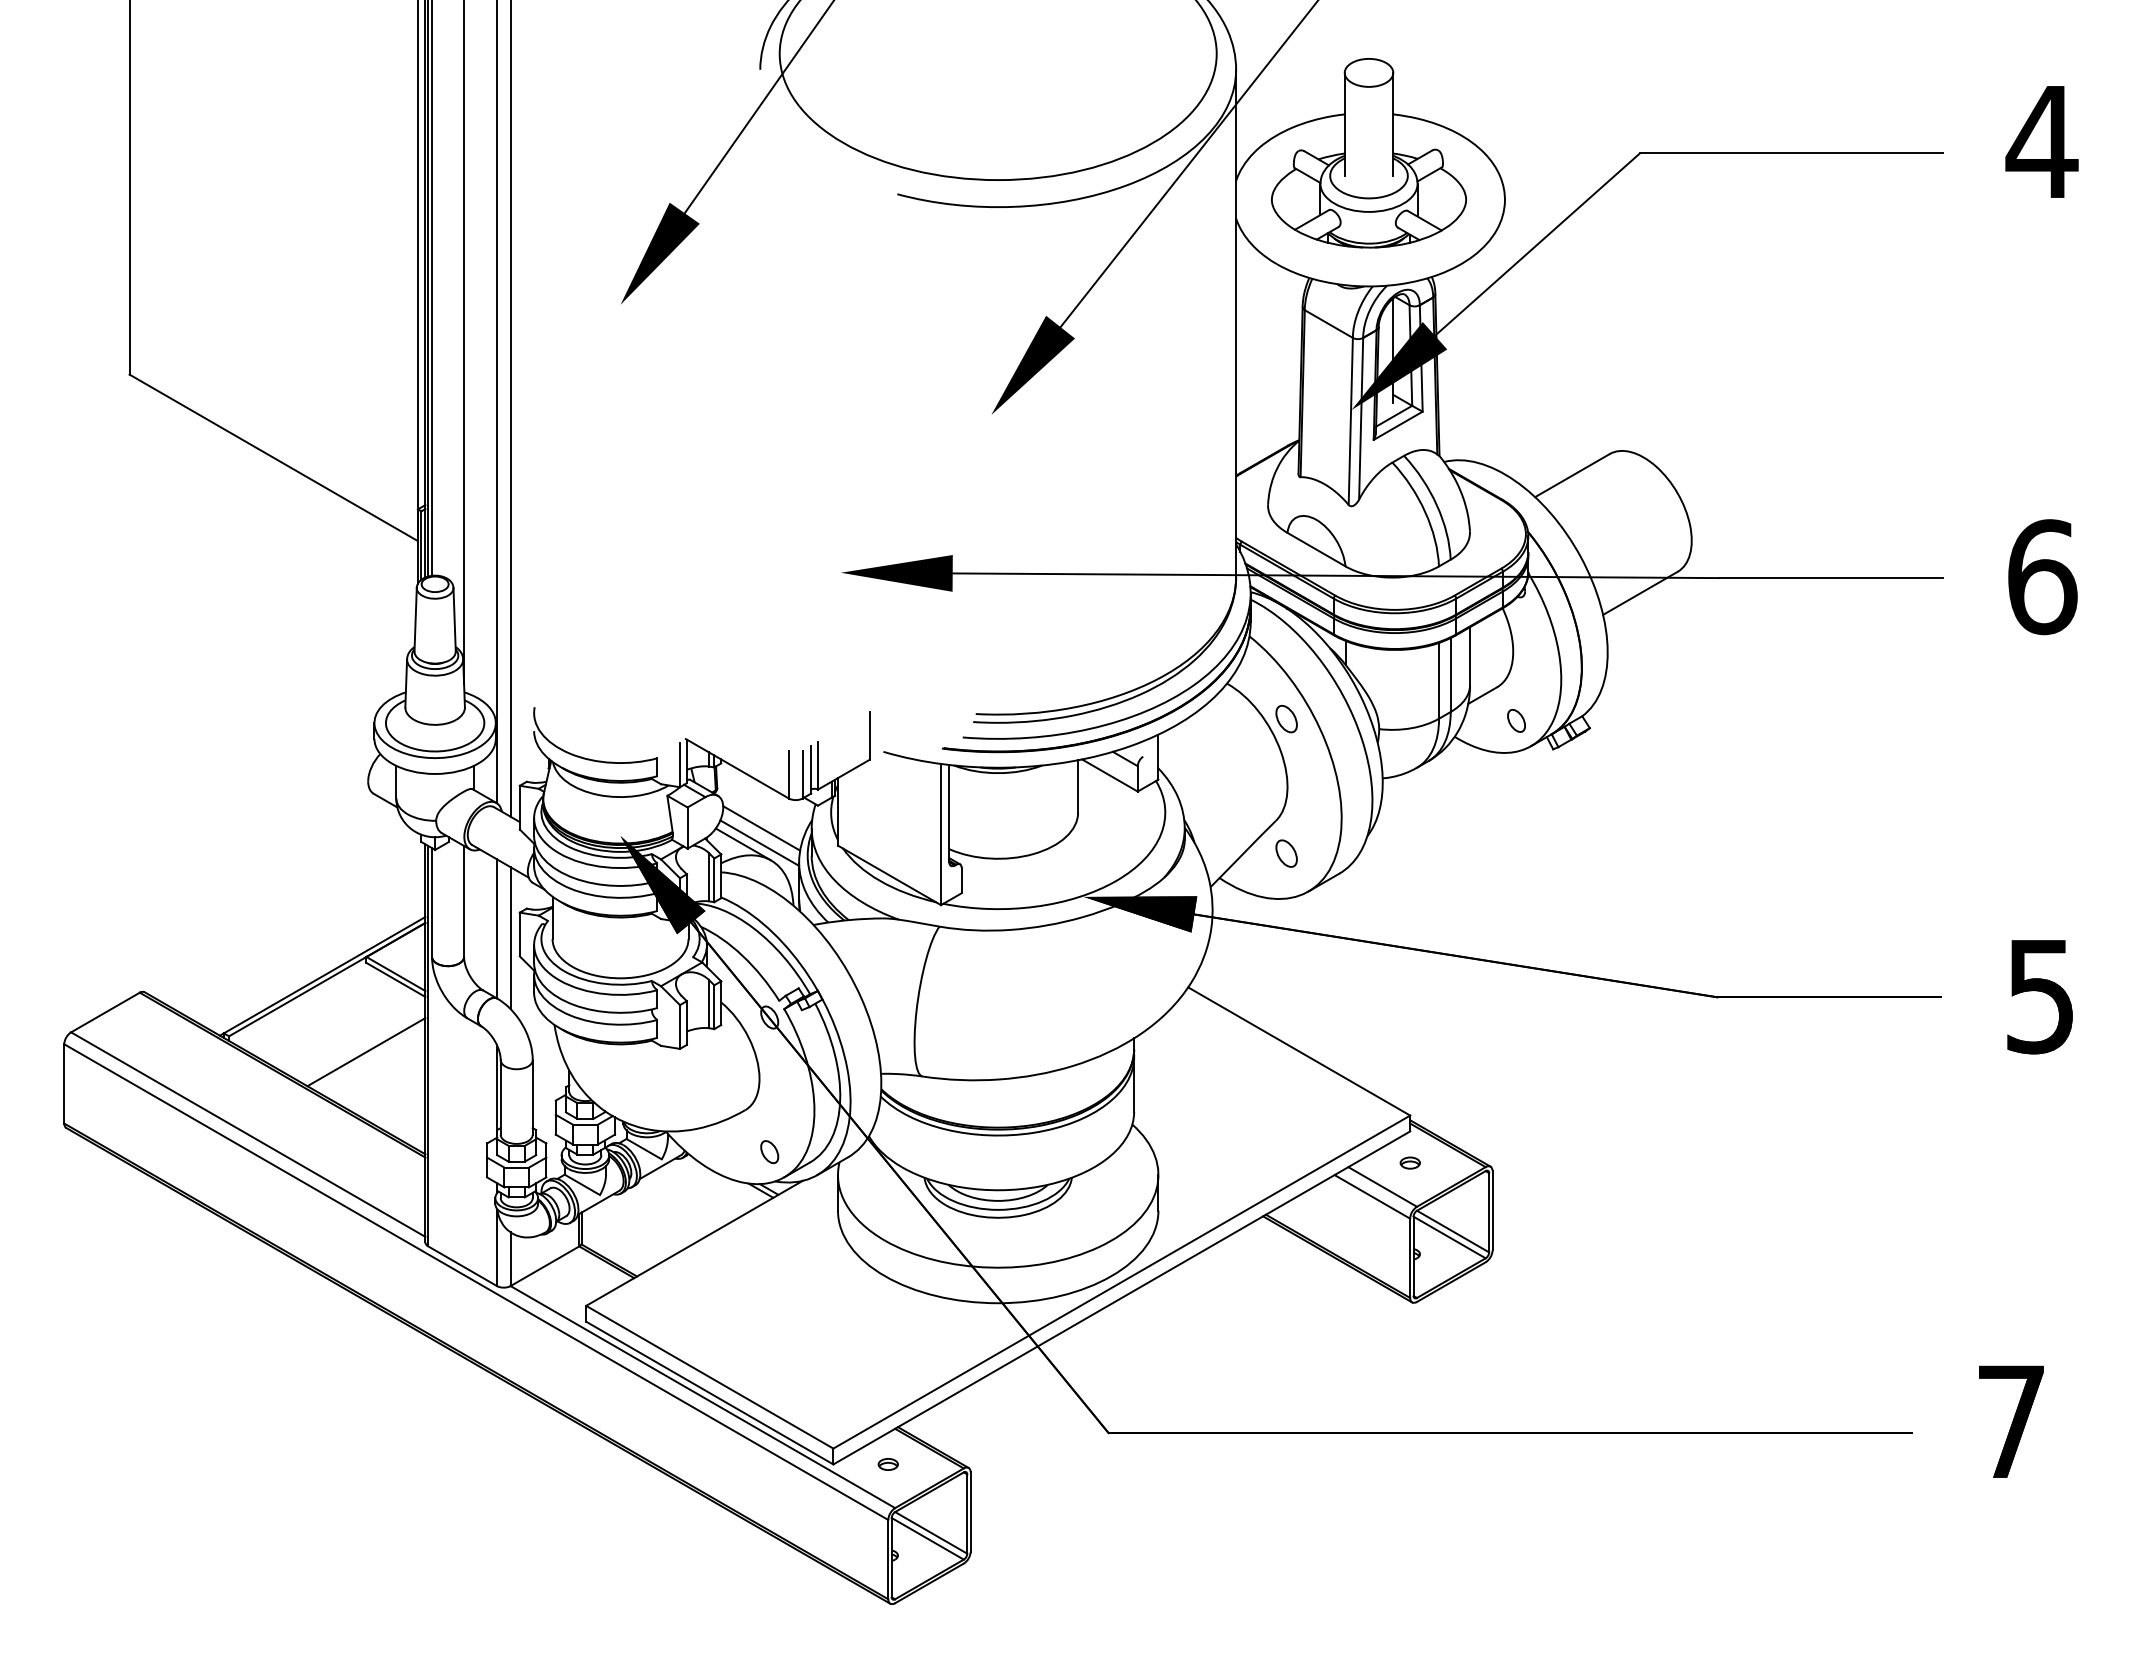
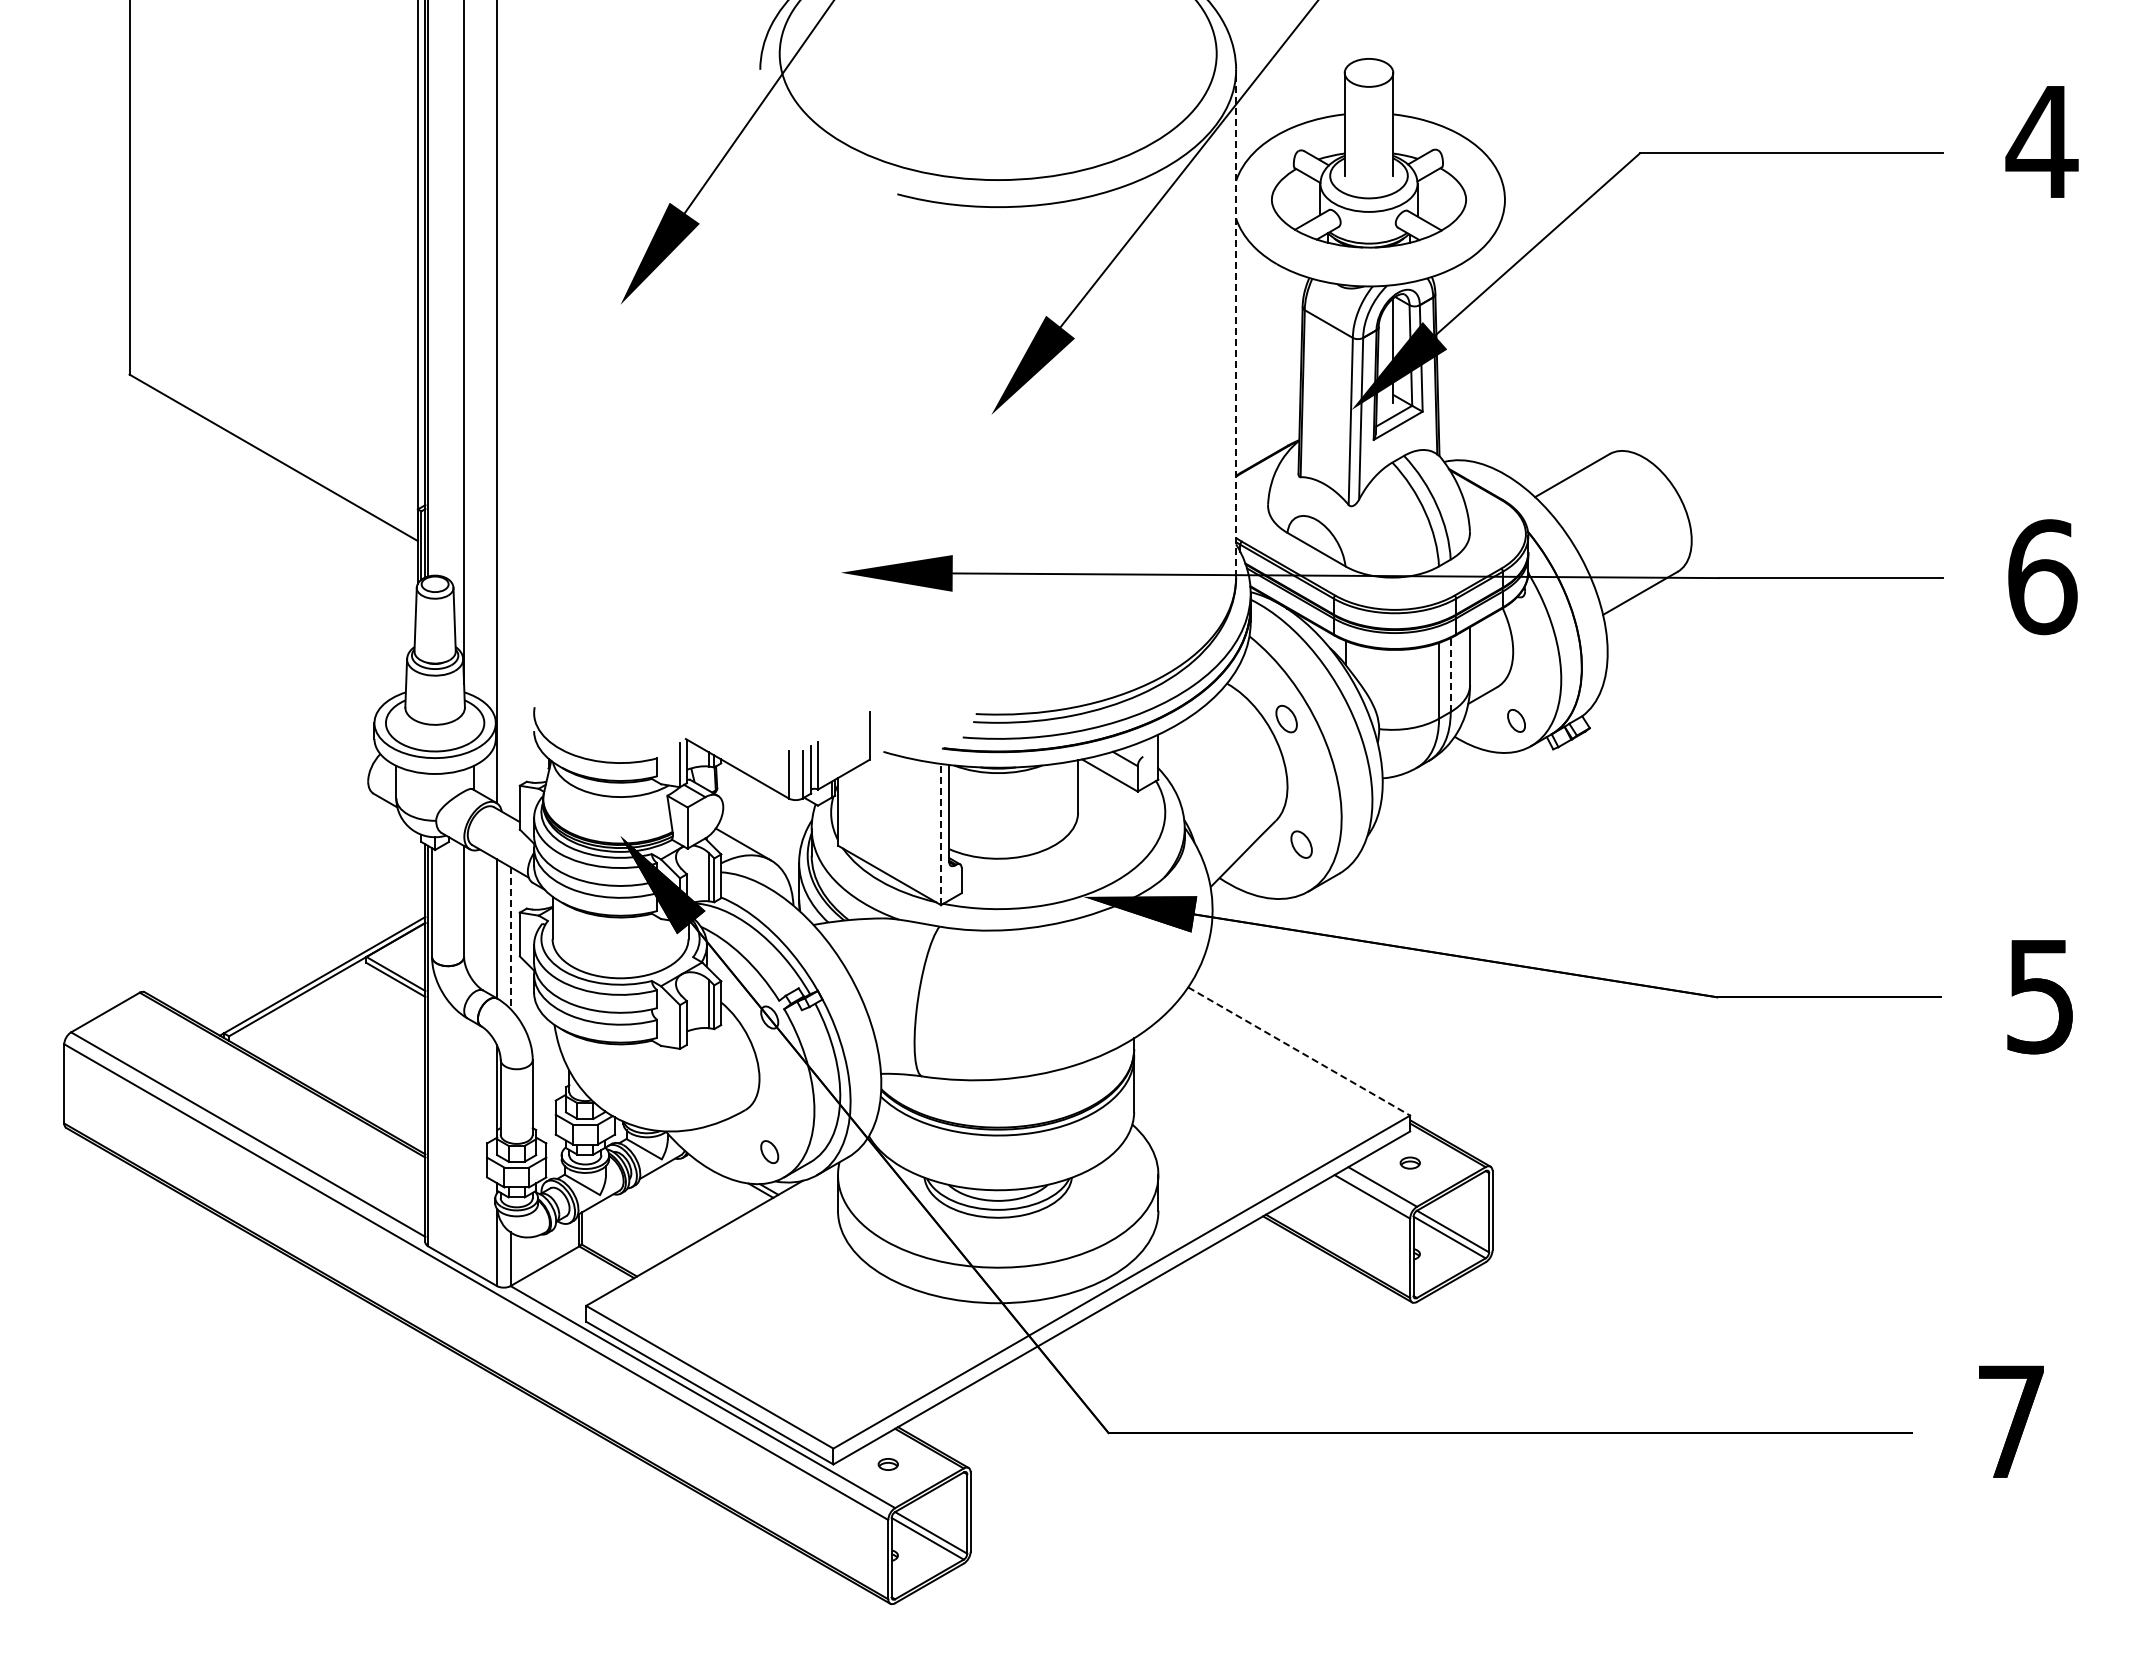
line: present -> none (432, 288)
line: solid -> dashed (1236, 323)
line: present -> none (510, 409)
line: solid -> dashed (1450, 675)
line: present -> none (761, 828)
line: solid -> dashed (941, 834)
line: present -> none (759, 842)
part position: (1286, 853) -> (1301, 844) (1301, 844)
line: solid -> dashed (510, 938)
line: solid -> dashed (1299, 1051)
line: present -> none (366, 1052)
